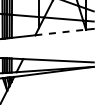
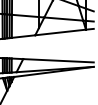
line: dashed -> solid (61, 32)
